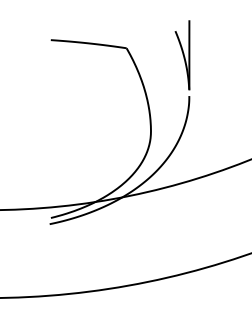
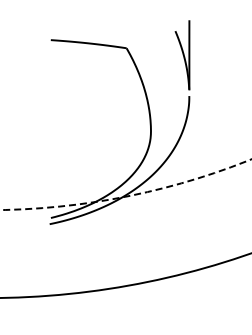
circle: solid -> dashed (125, 184)
